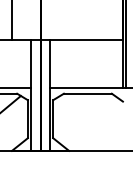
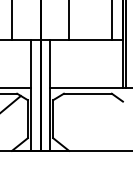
line: none -> present (69, 20)
line: none -> present (111, 20)
